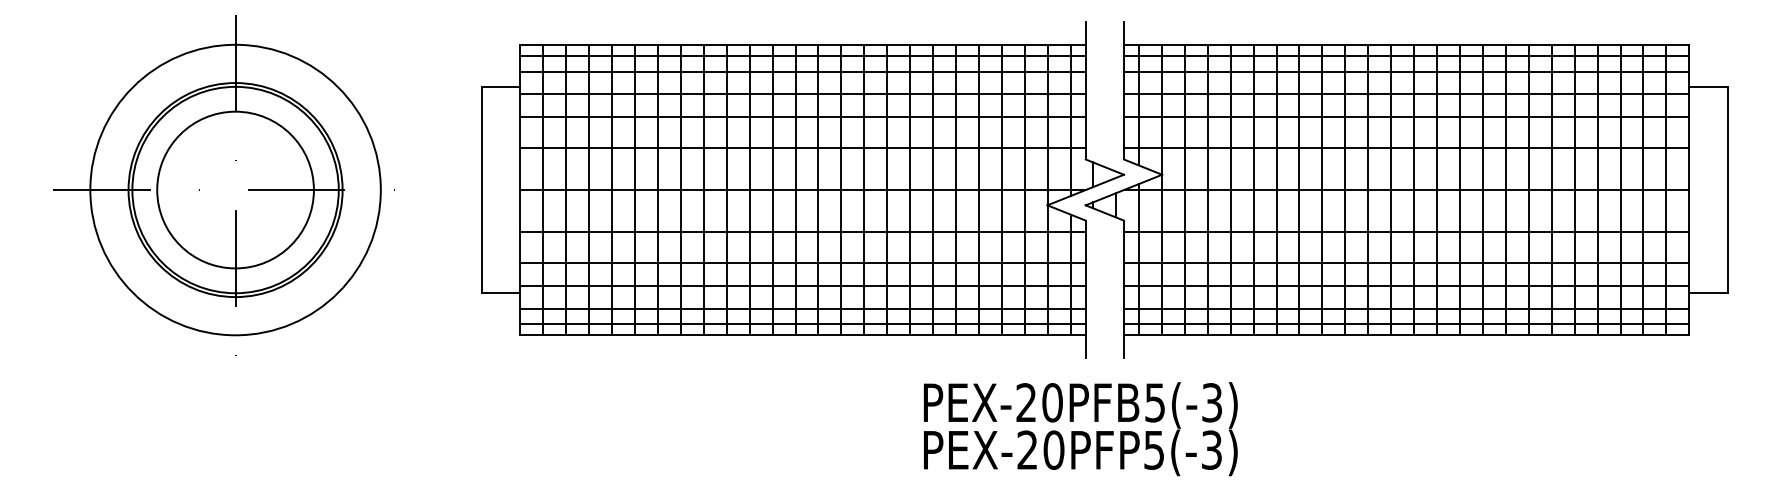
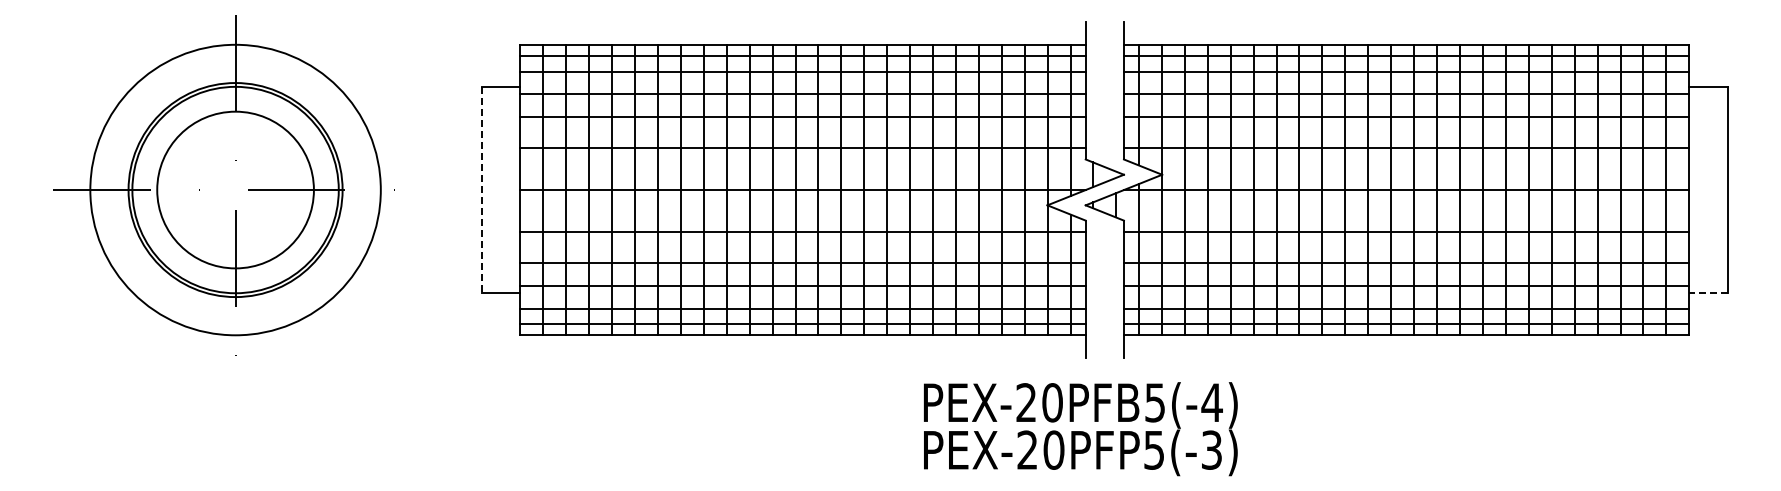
line: solid -> dashed (482, 190)
line: solid -> dashed (1707, 293)
text: PEX-20PFB5(-3) -> PEX-20PFB5(-4) (1211, 402)
